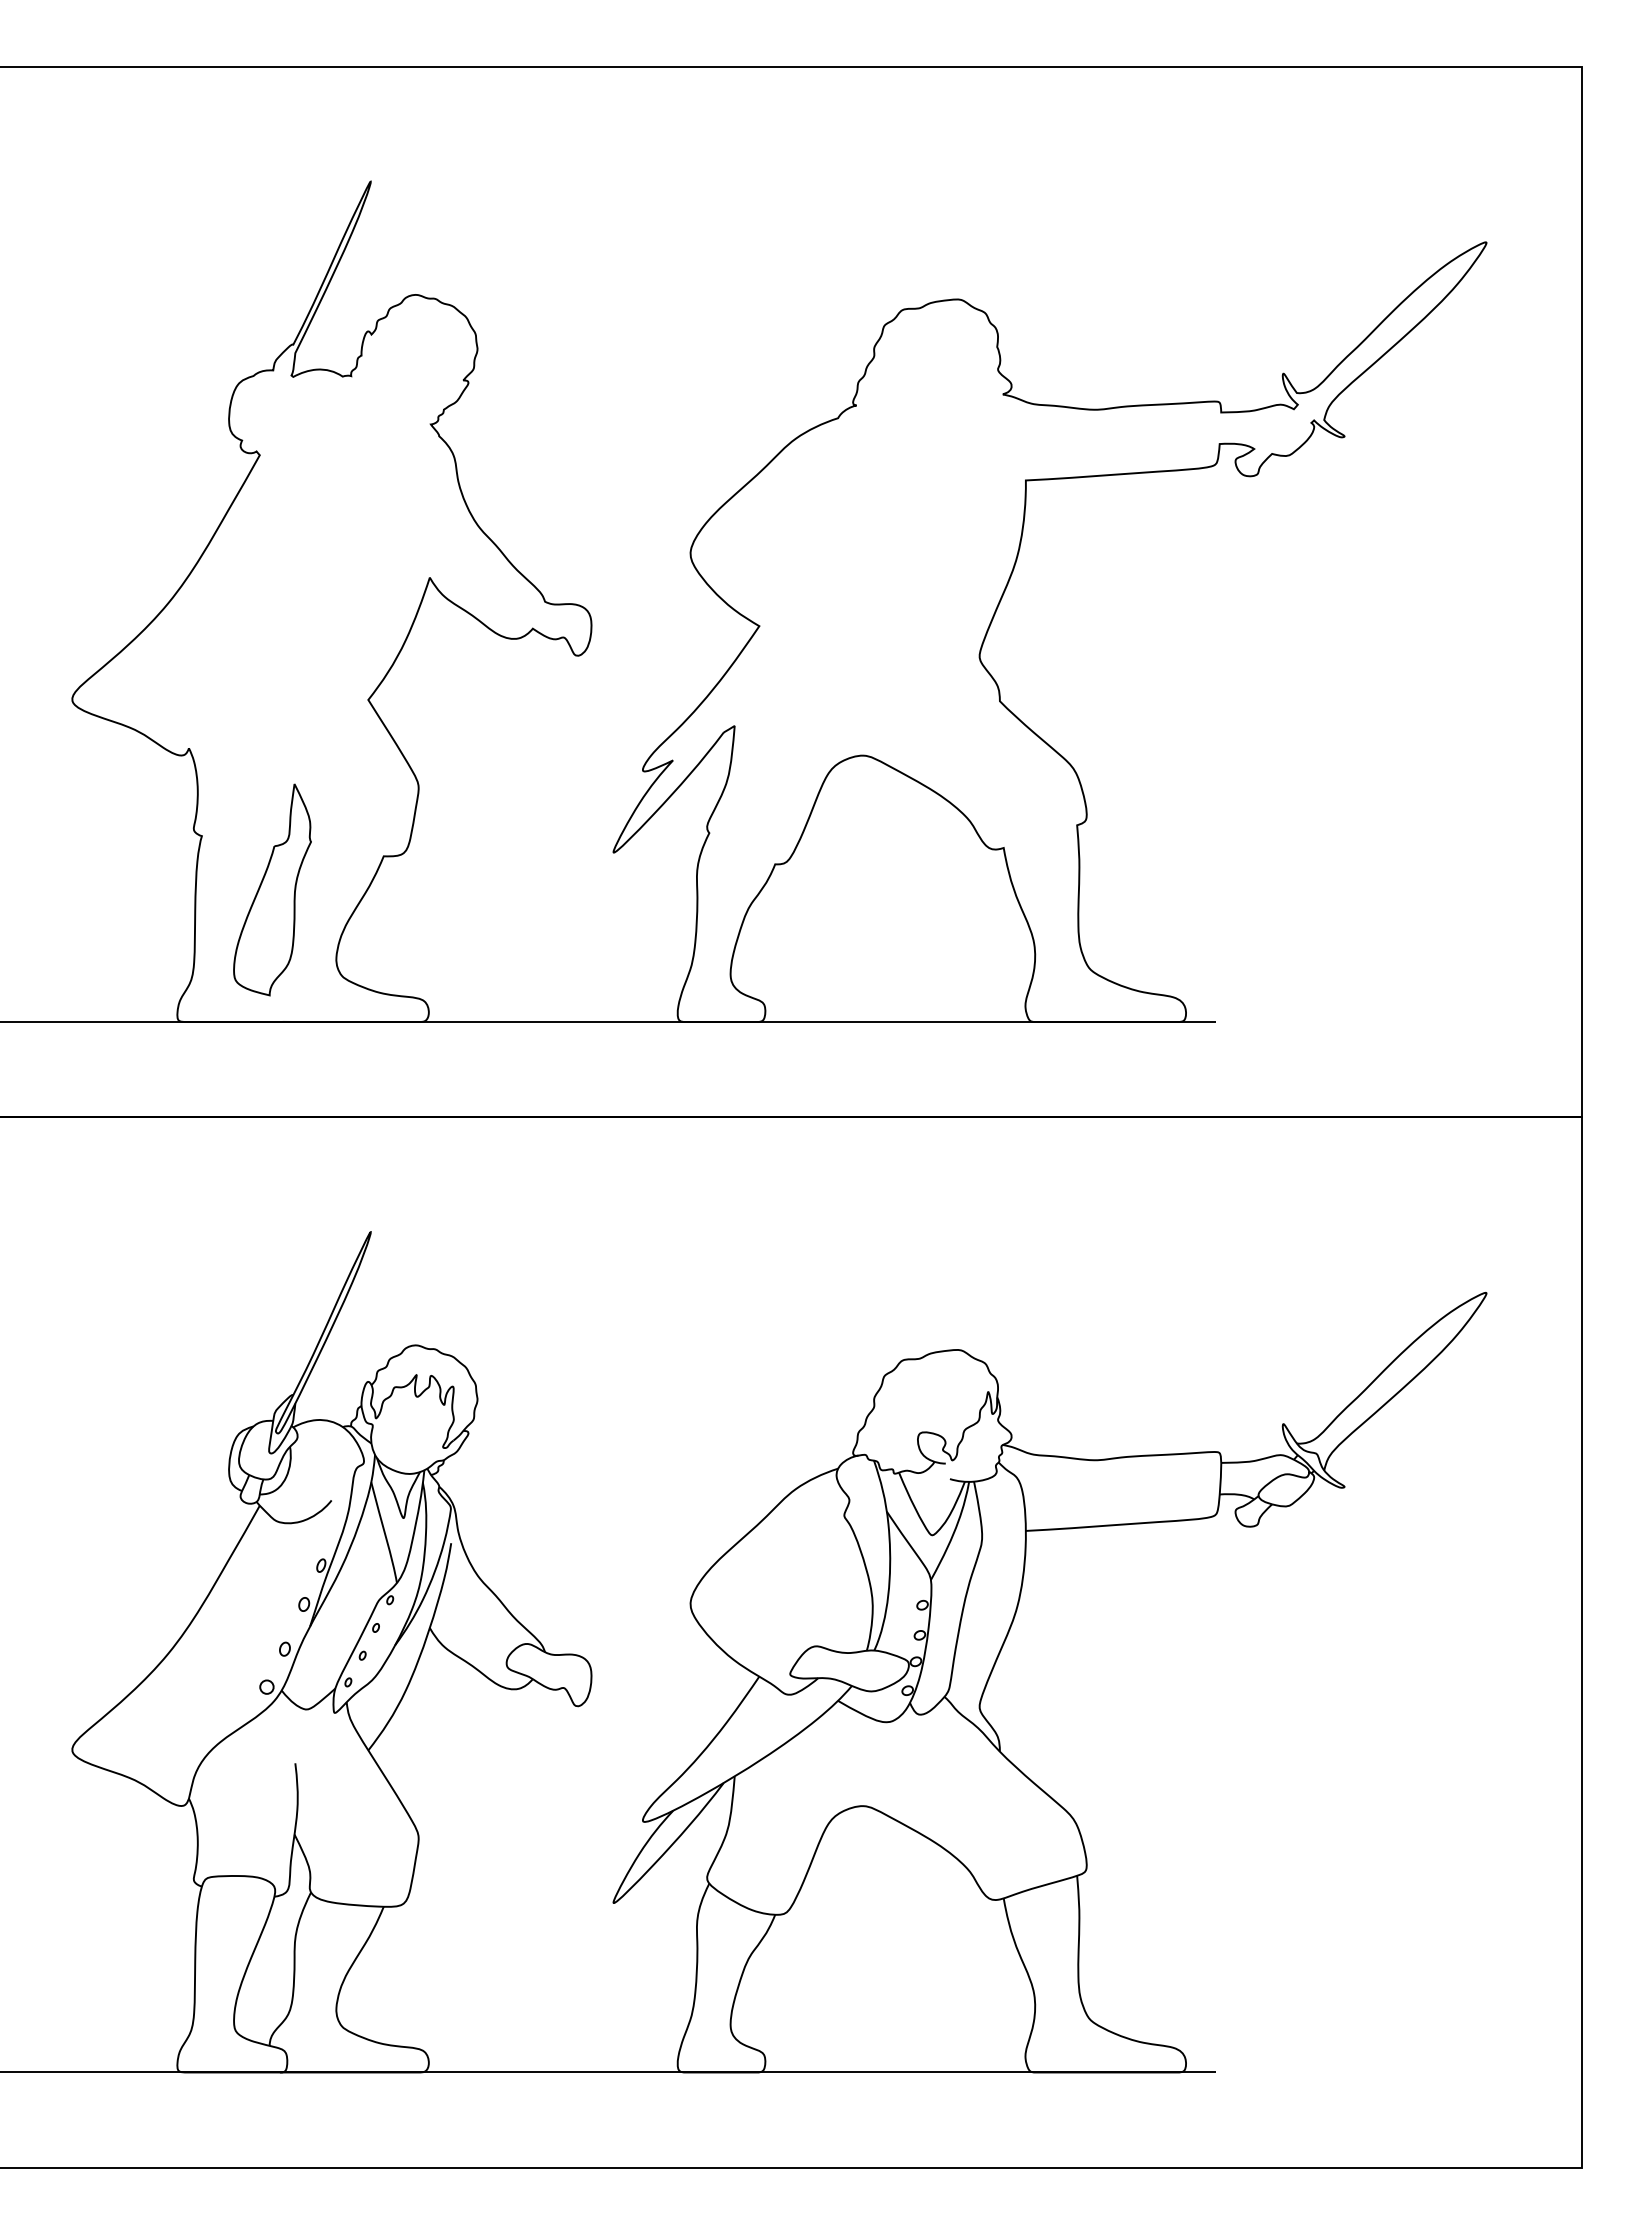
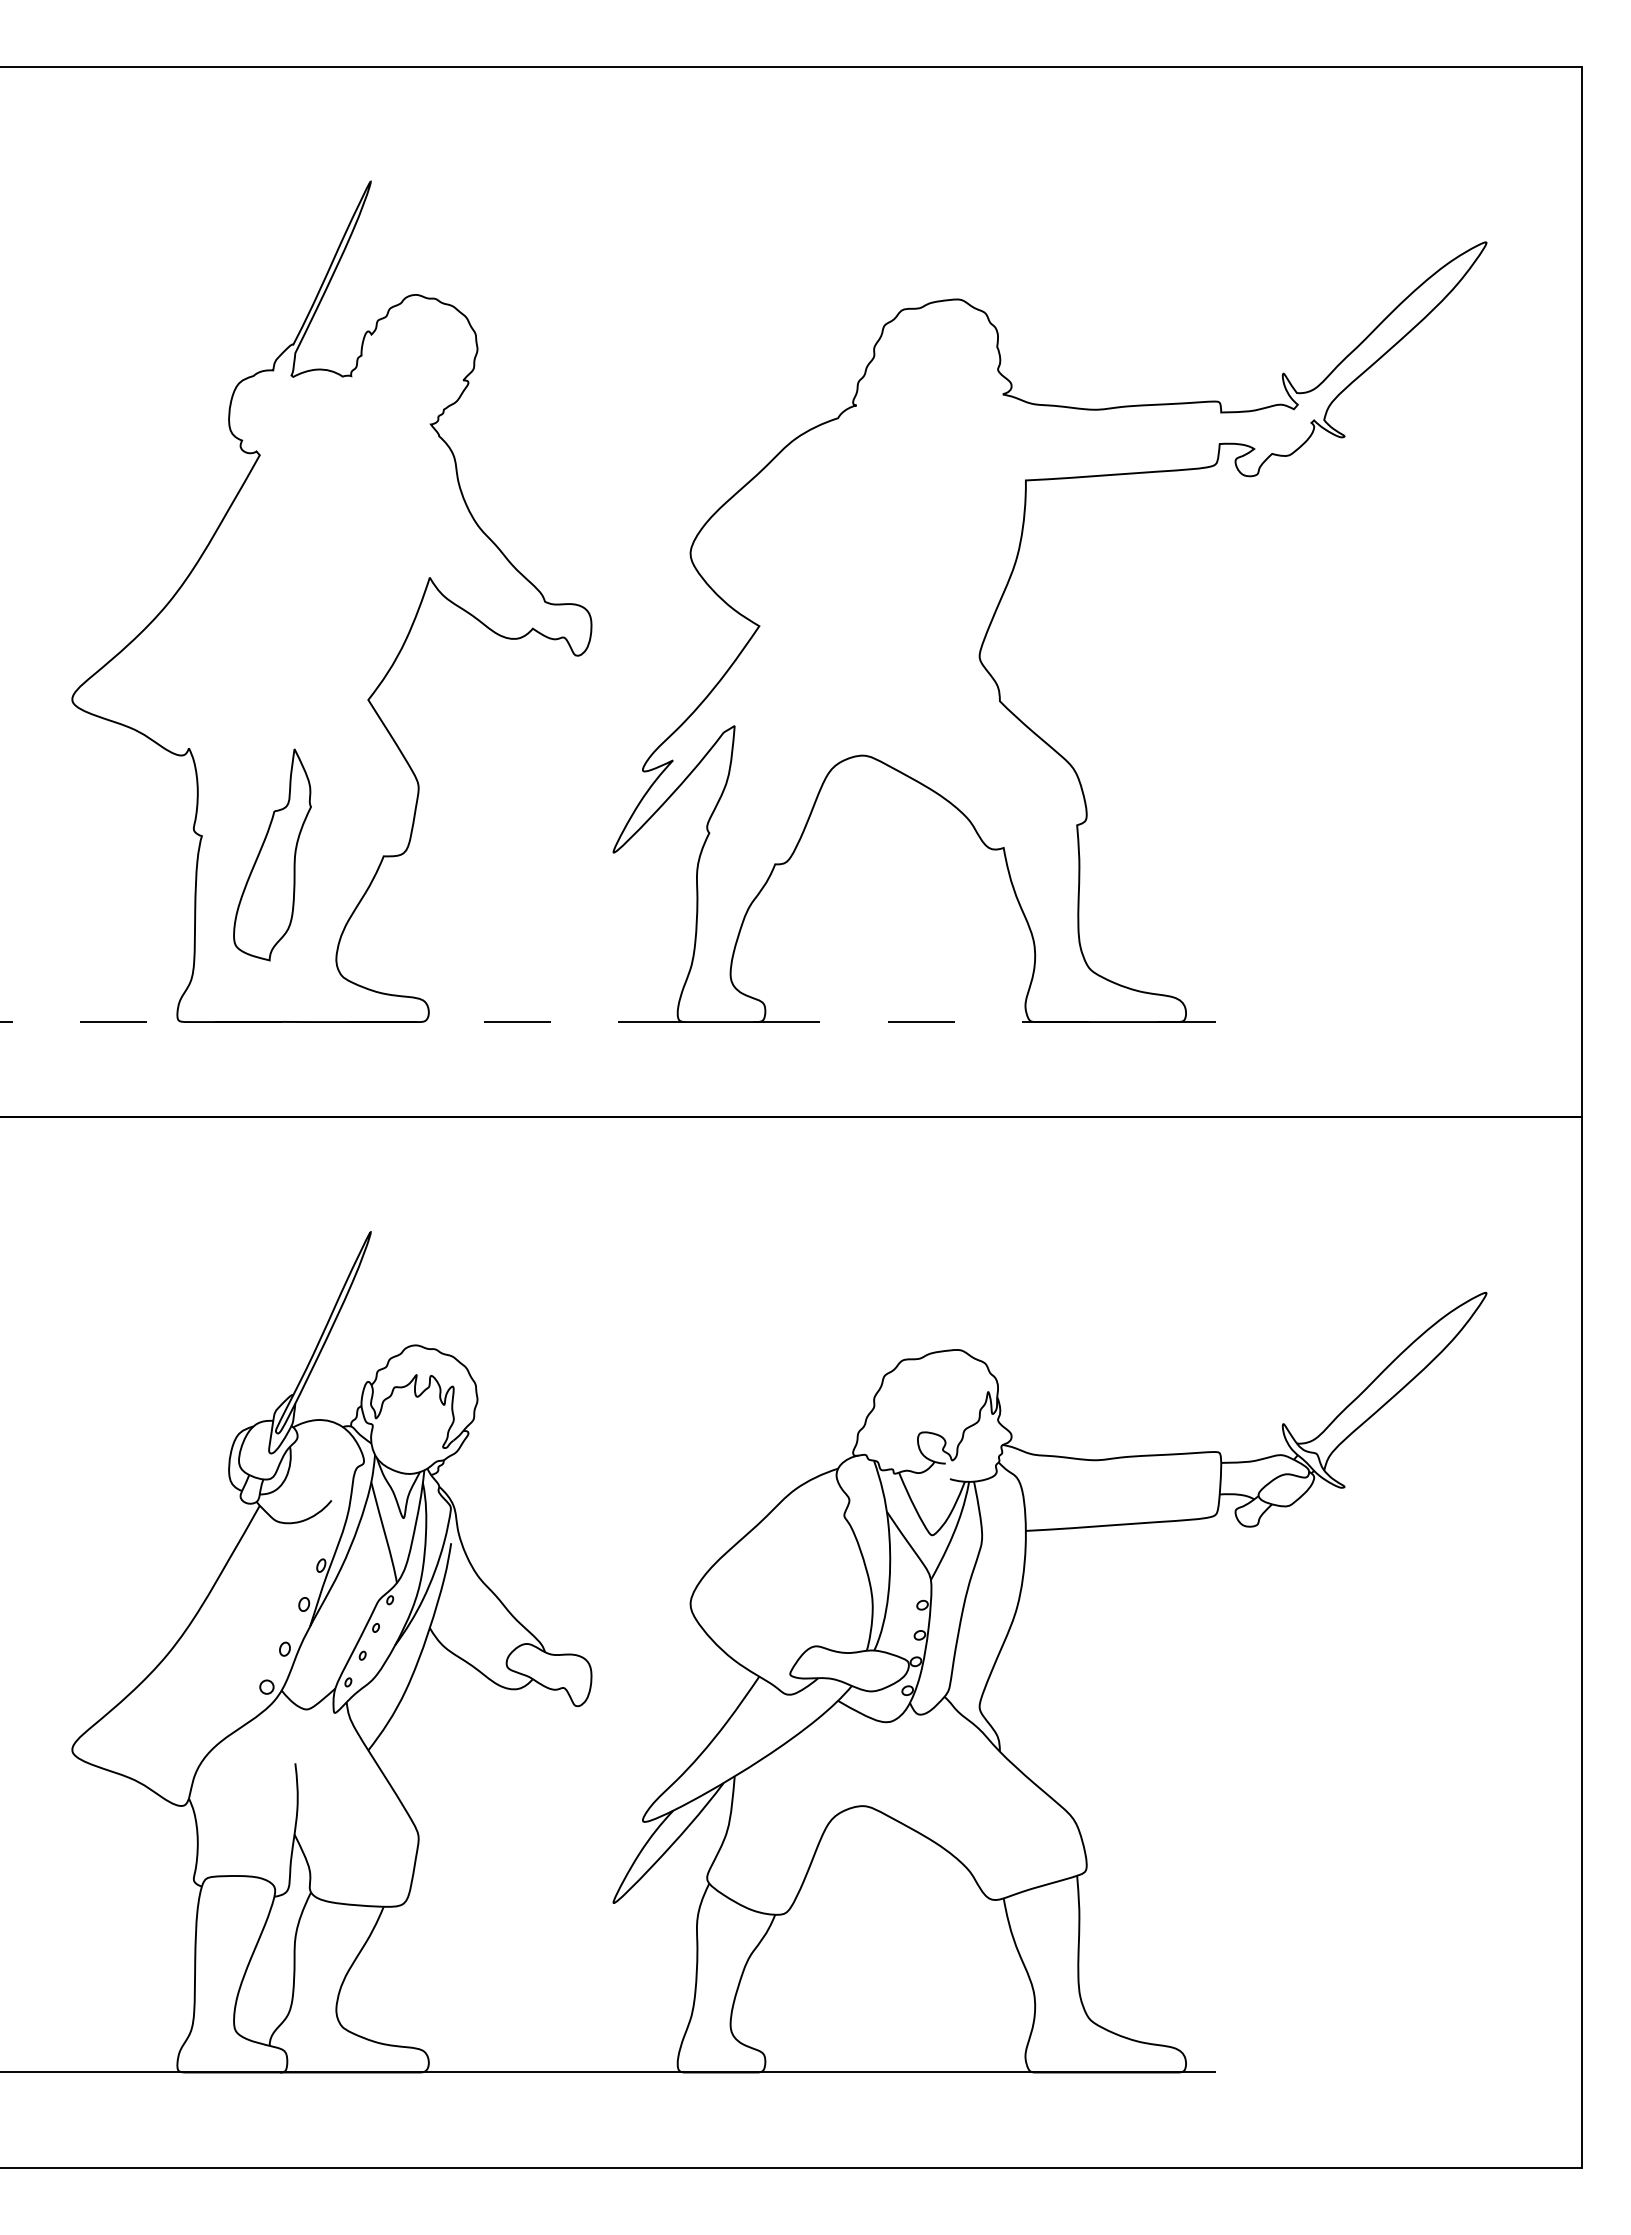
part position: (272, 889) -> (272, 854) (272, 854)
line: solid -> dashed (608, 1022)
